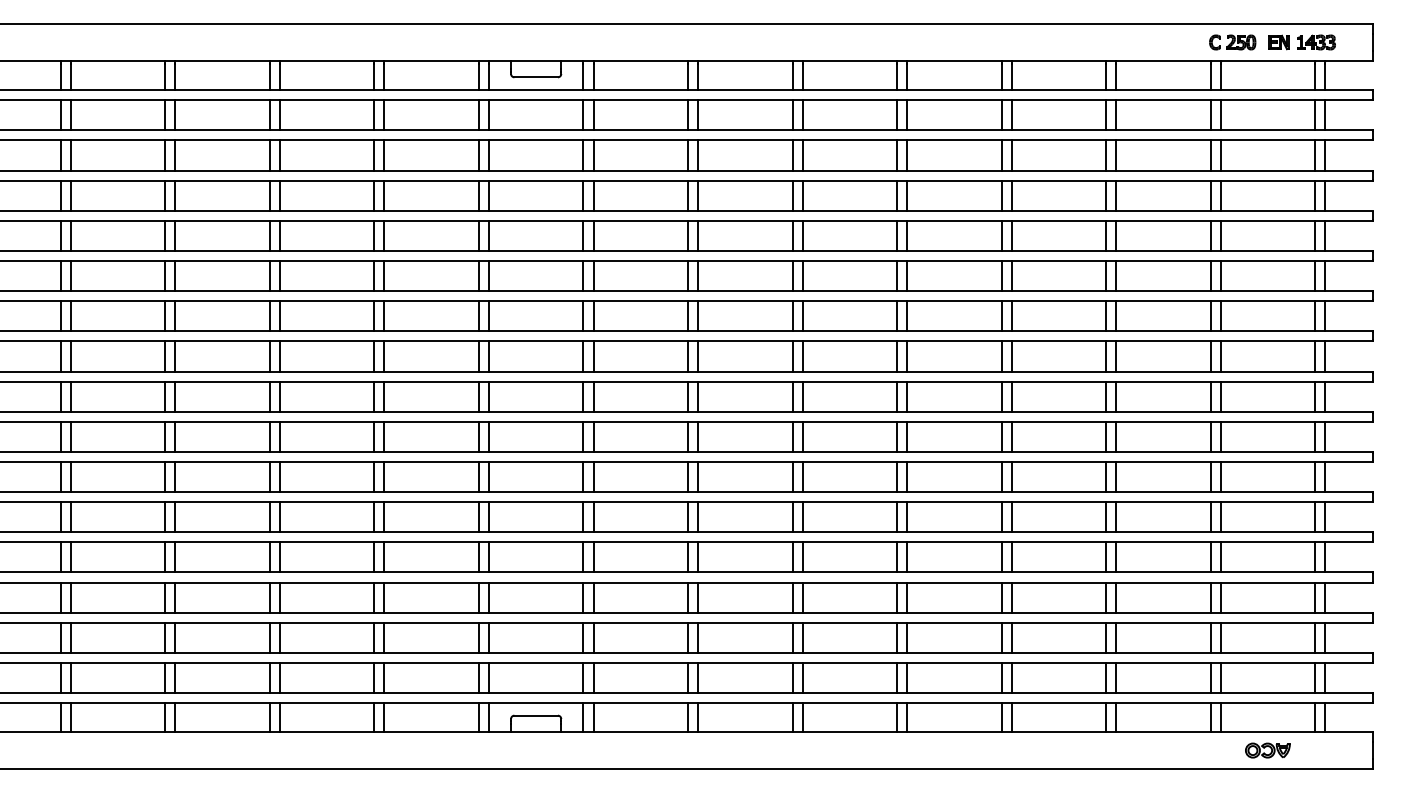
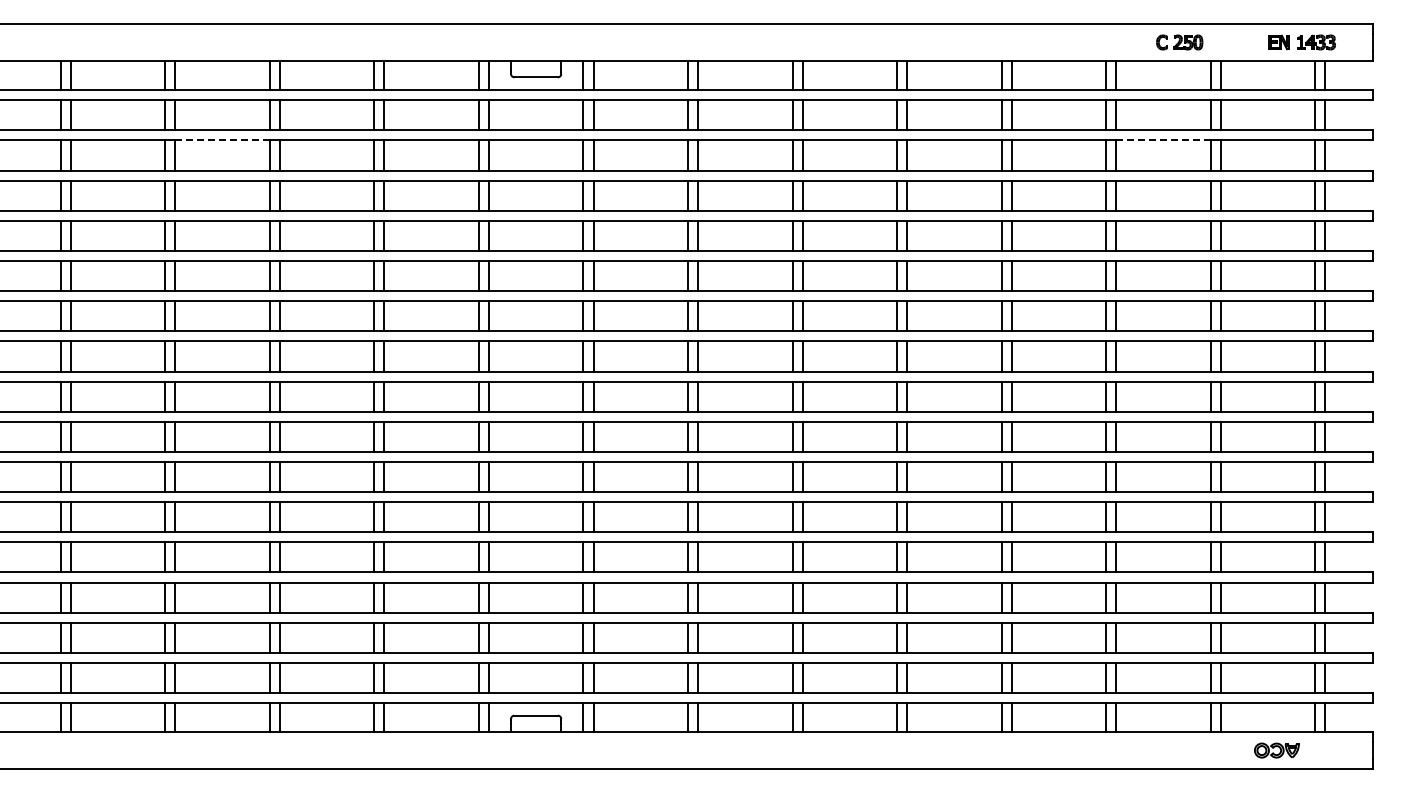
part position: (1232, 42) -> (1179, 42) (1179, 42)
line: solid -> dashed (222, 140)
line: solid -> dashed (1163, 140)
part position: (1267, 750) -> (1276, 750) (1276, 750)
